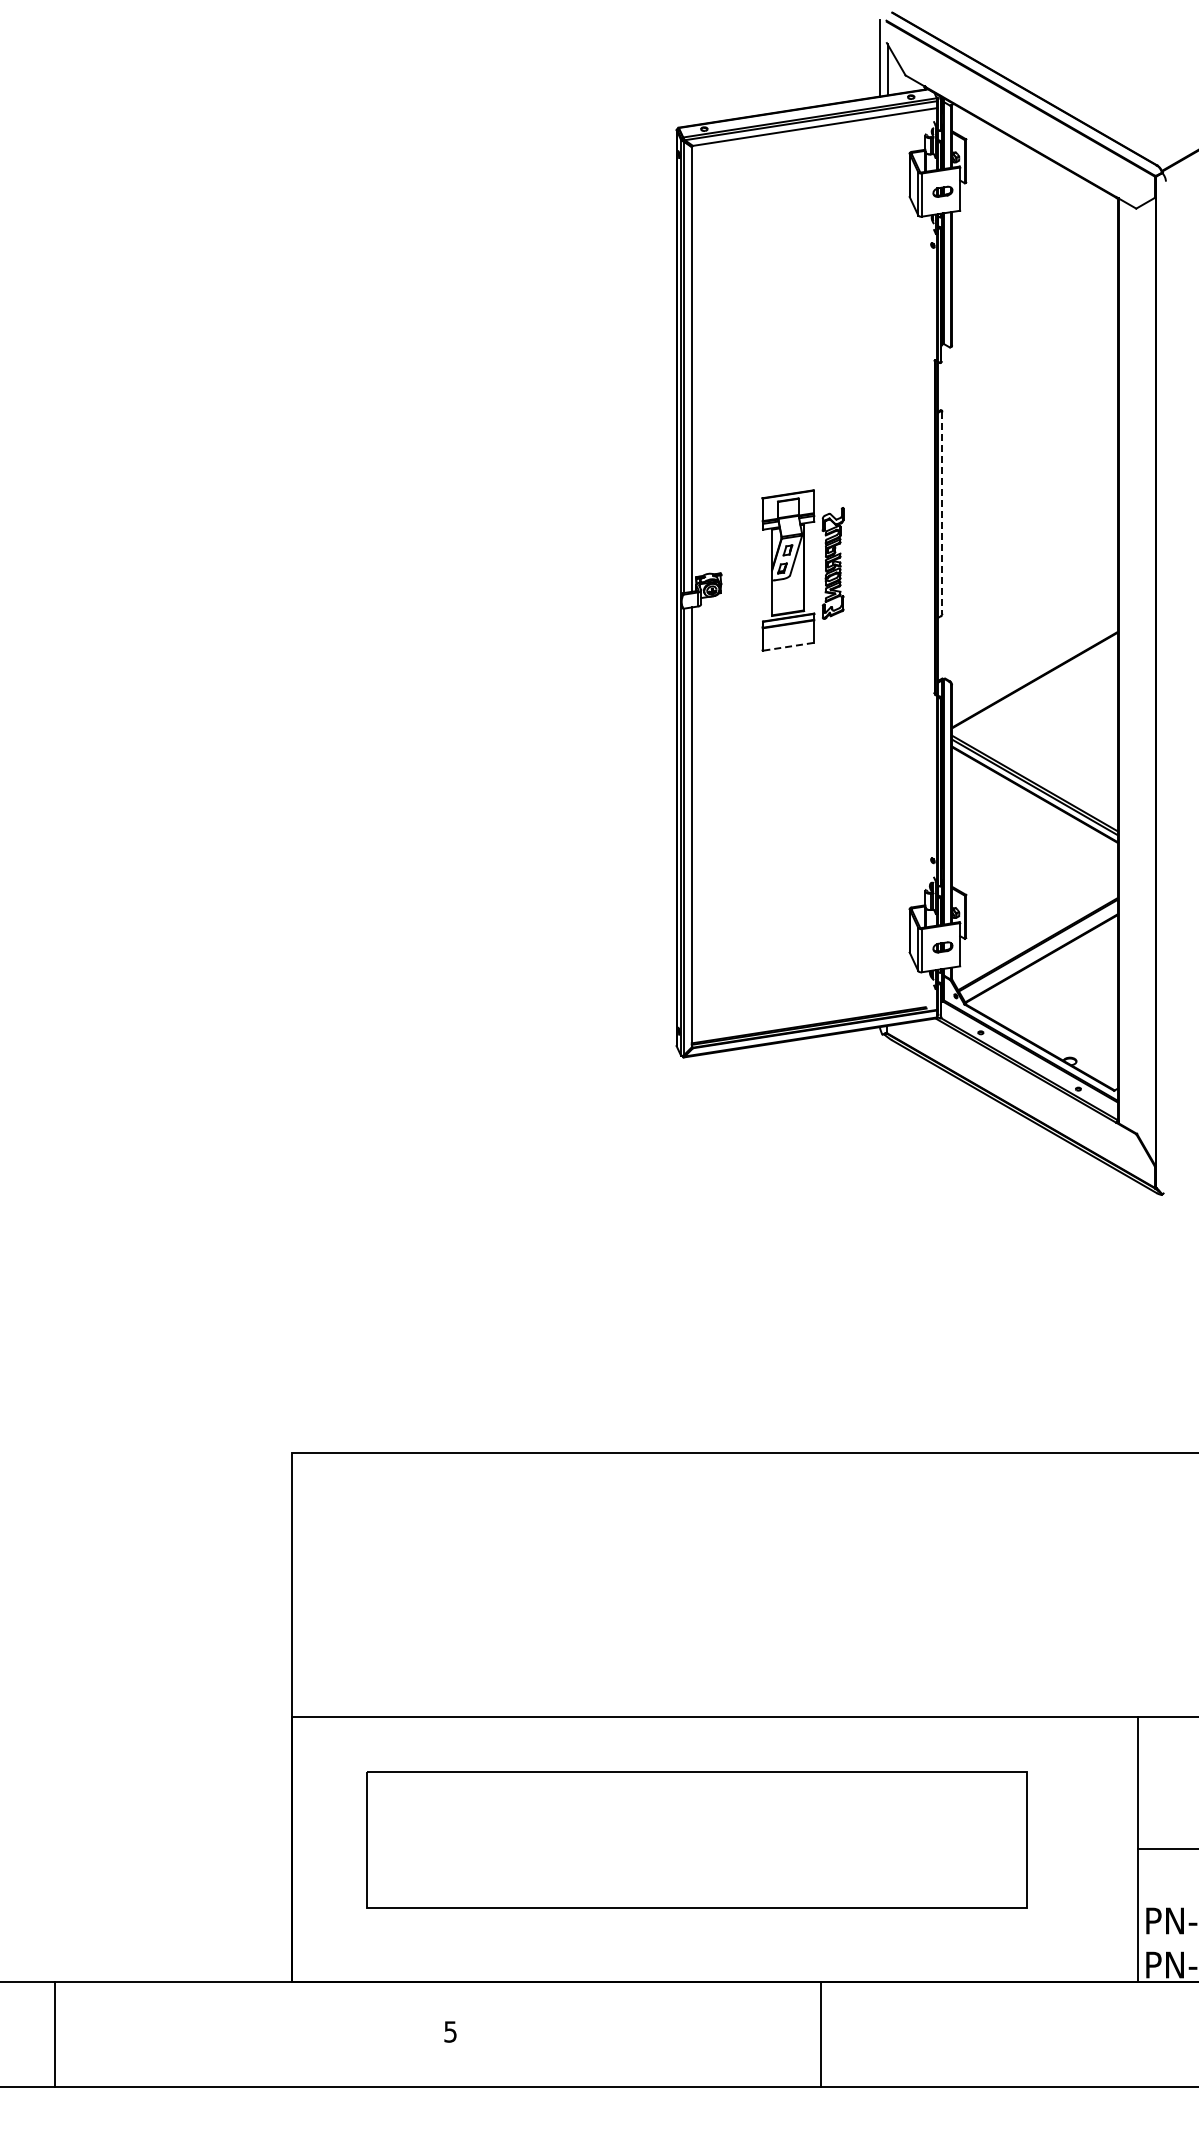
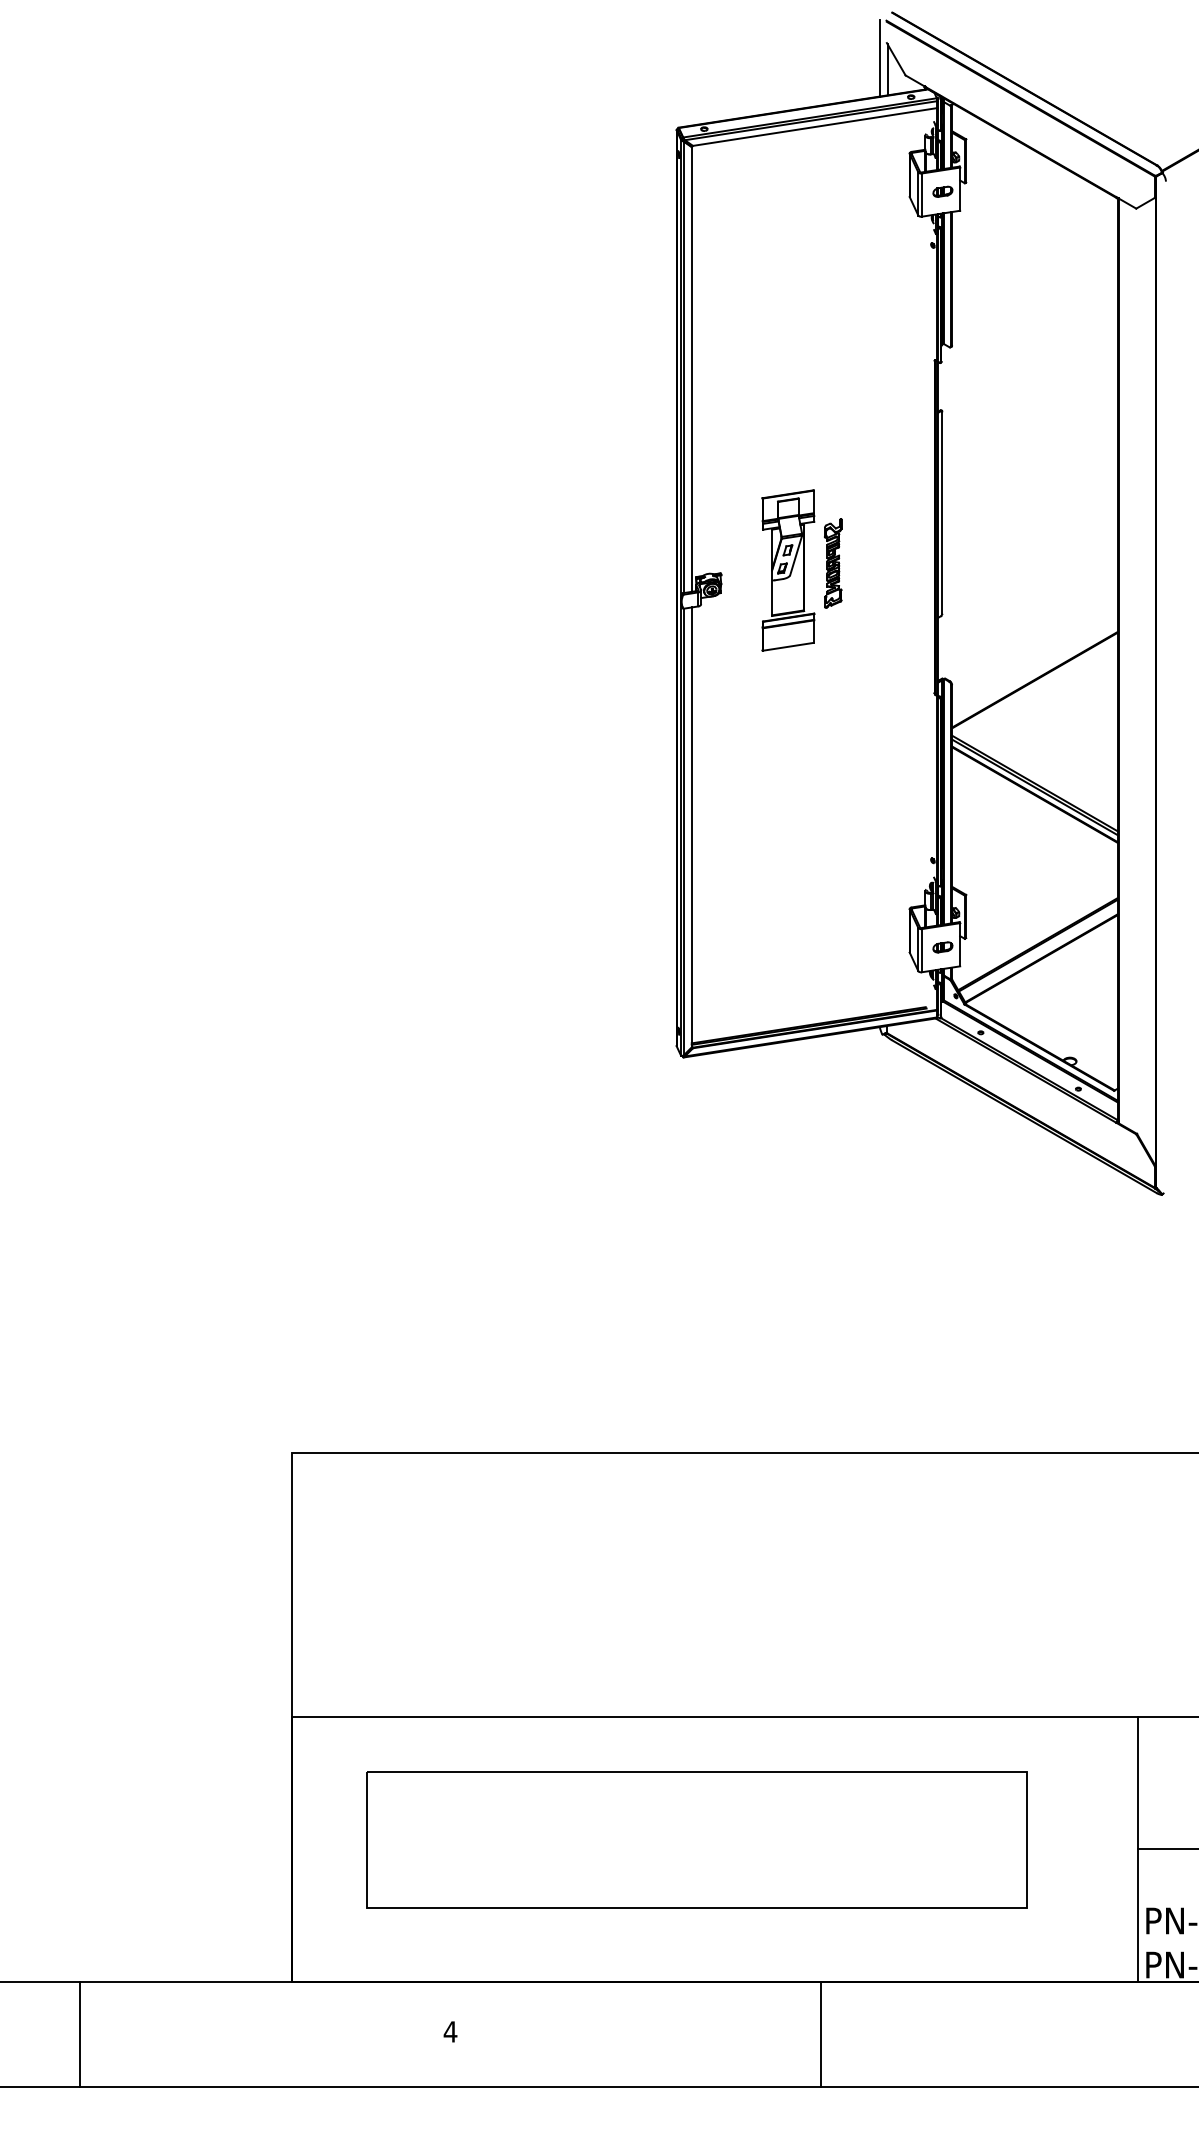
line: dashed -> solid (942, 513)
part size: 24x113 px -> 19x91 px (833, 563)
line: dashed -> solid (788, 646)
text: 5 -> 4 (450, 2031)
line position: (55, 2034) -> (80, 2034) (80, 2034)
